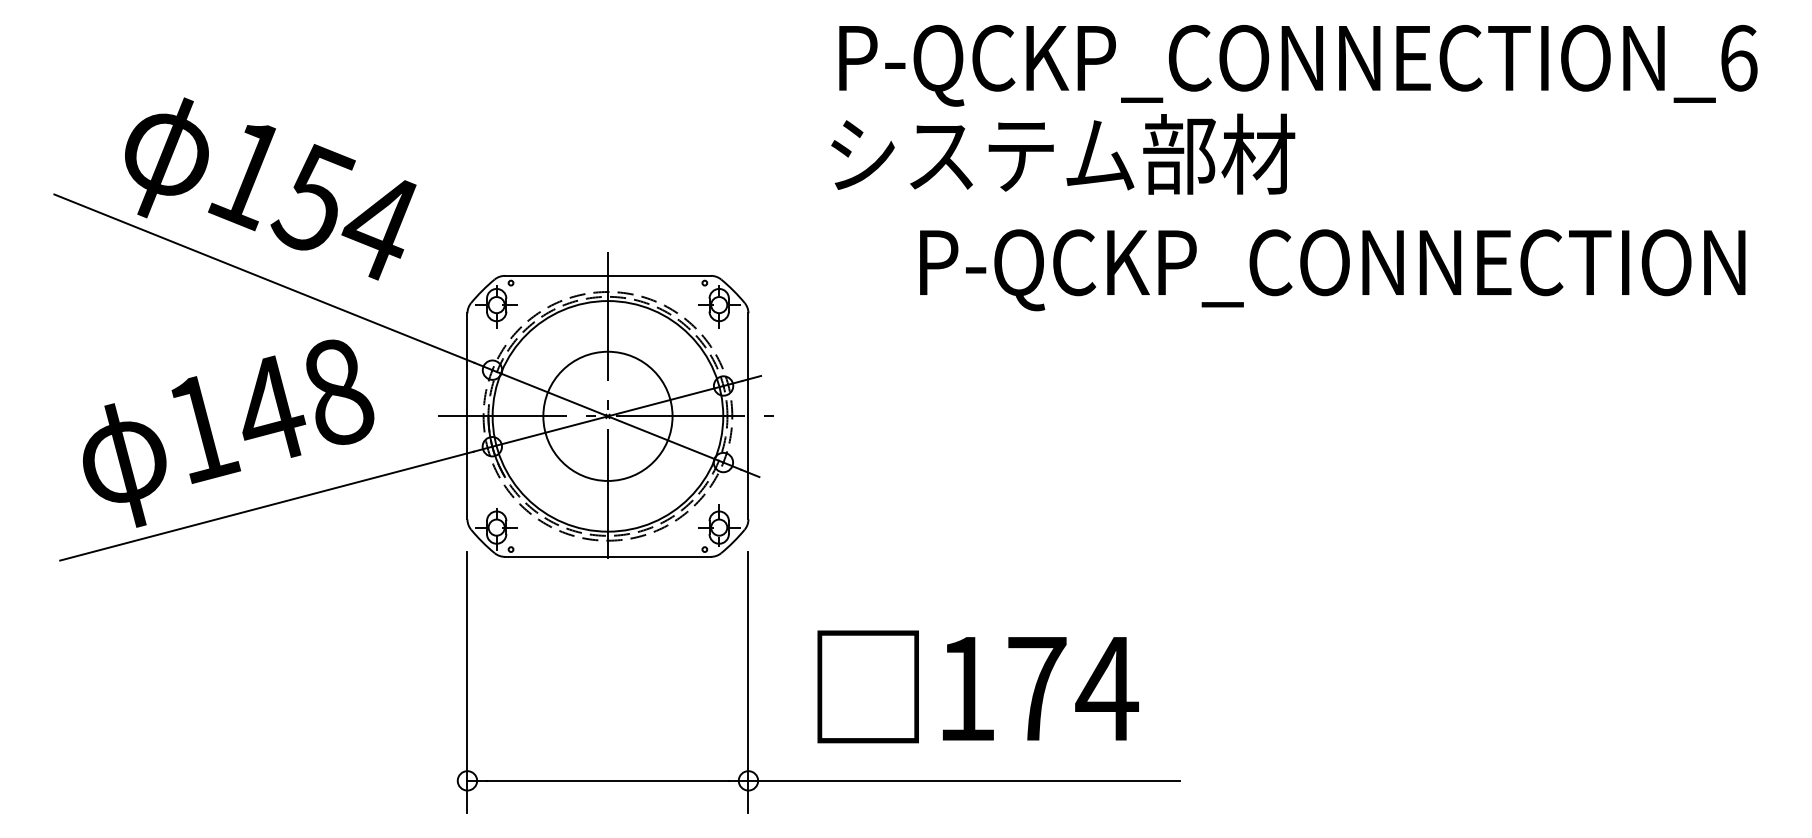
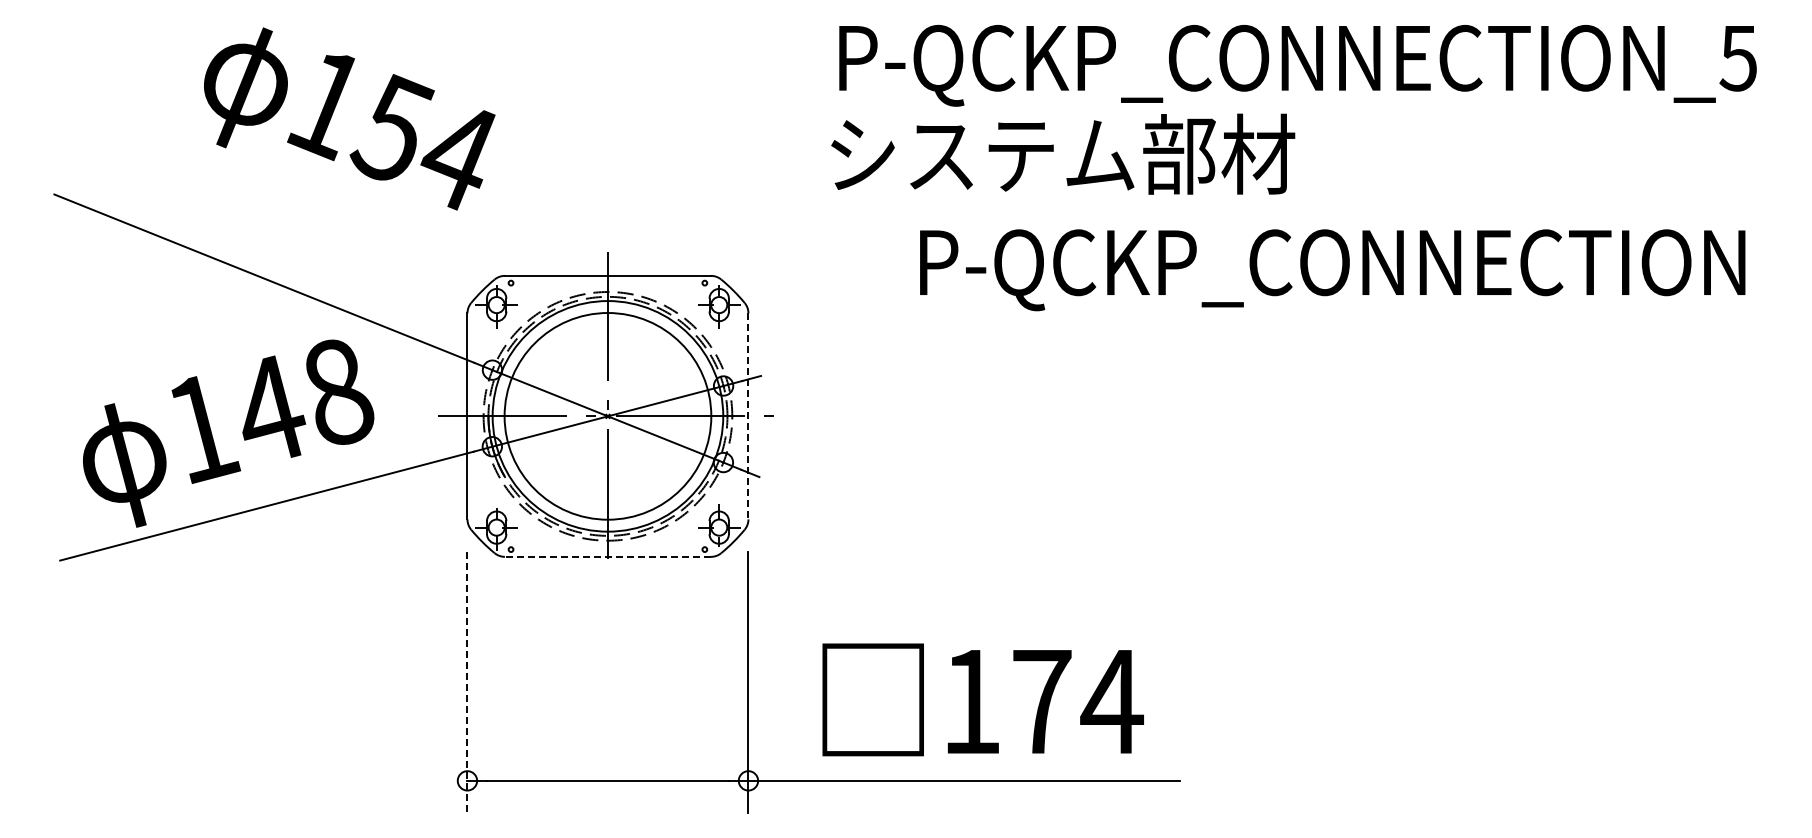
text: P-QCKP_CONNECTION_6 -> P-QCKP_CONNECTION_5 (1738, 57)
text position: (270, 188) -> (349, 118) (349, 118)
circle diameter: 129 px -> 207 px (607, 416)
line: solid -> dashed (748, 416)
line: solid -> dashed (607, 556)
line: solid -> dashed (467, 682)
text position: (977, 686) -> (982, 699) (982, 699)
